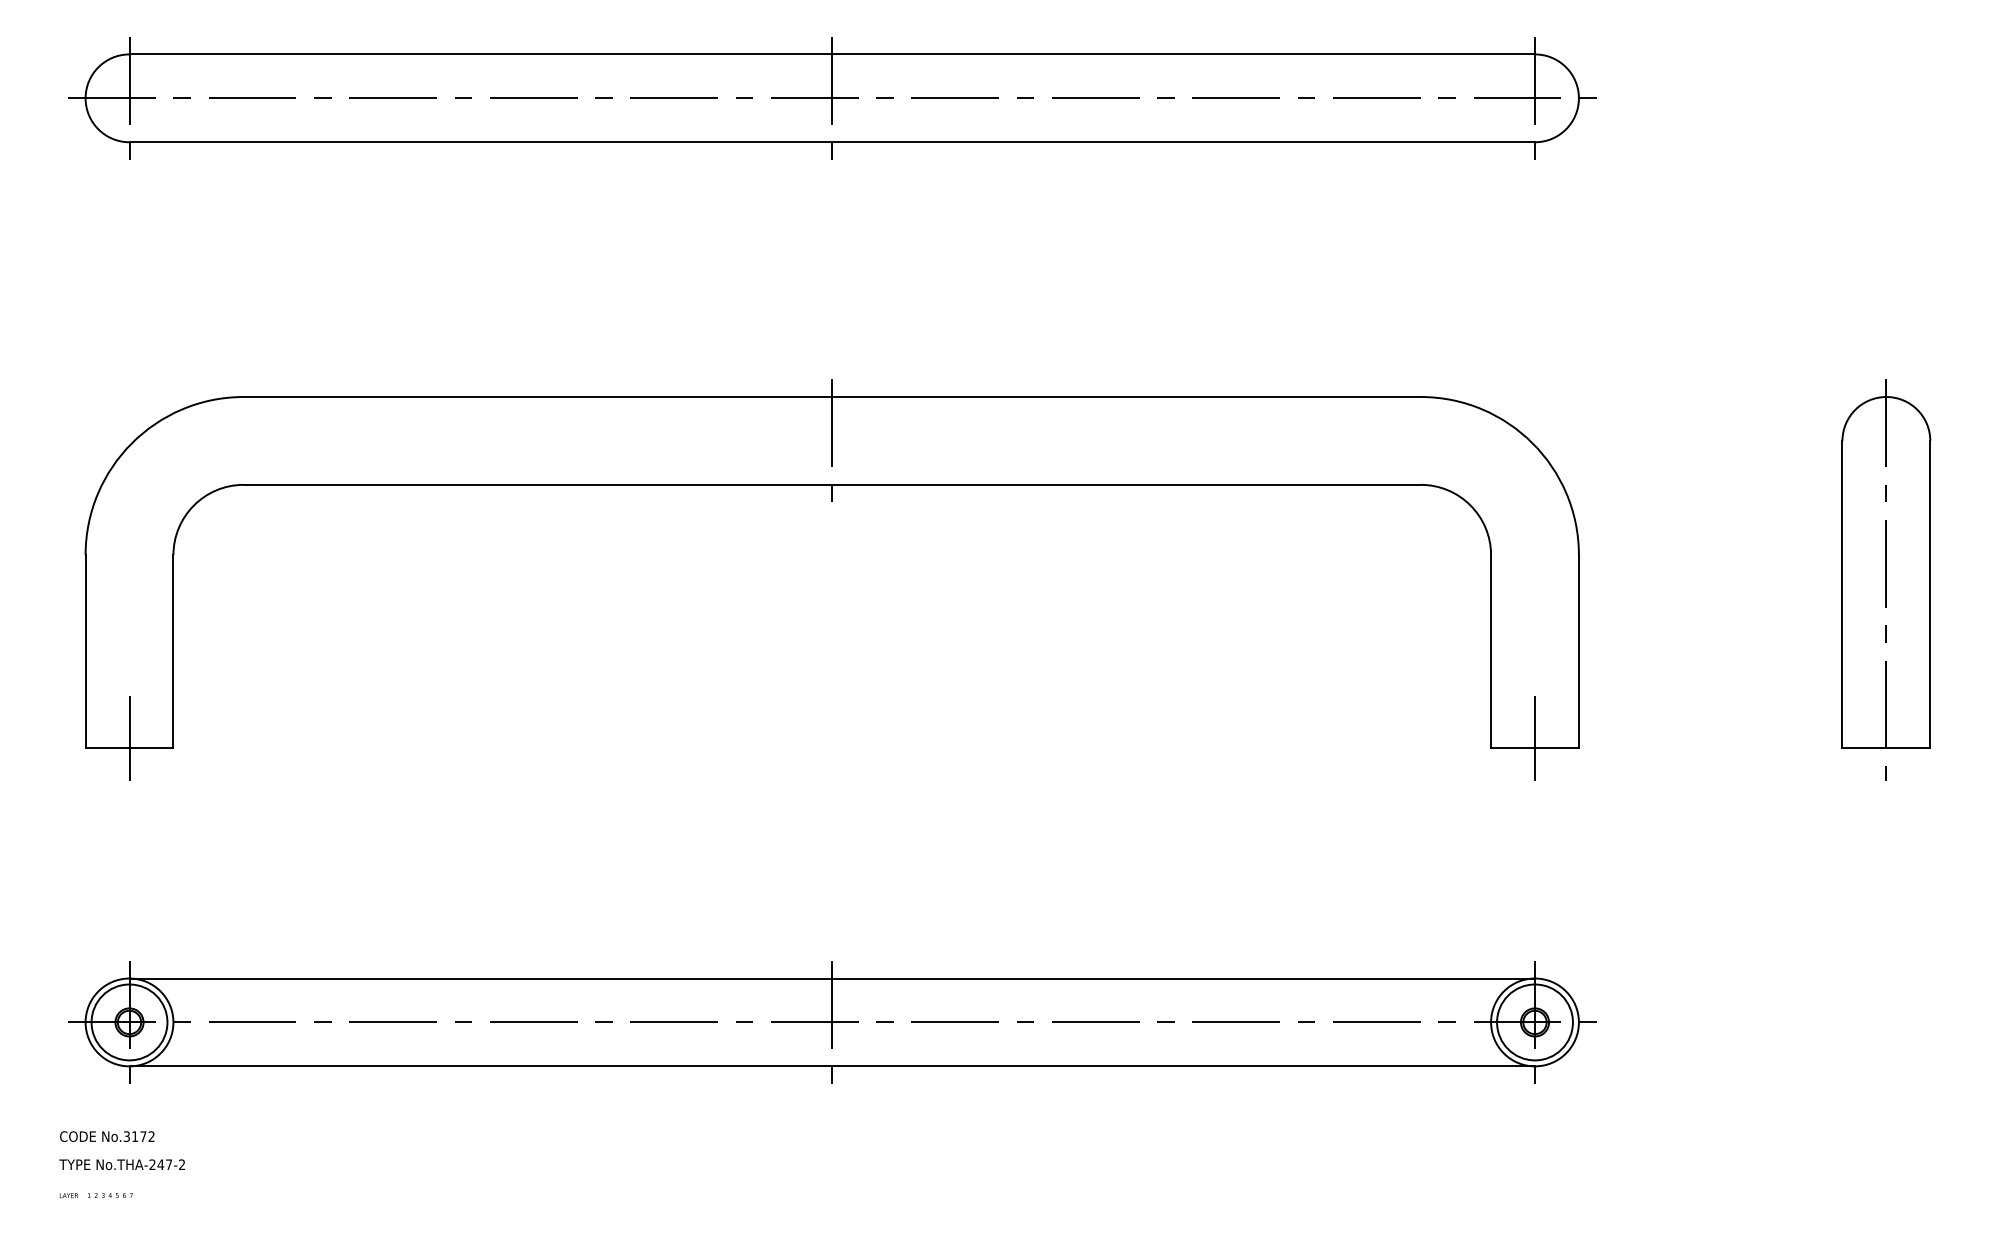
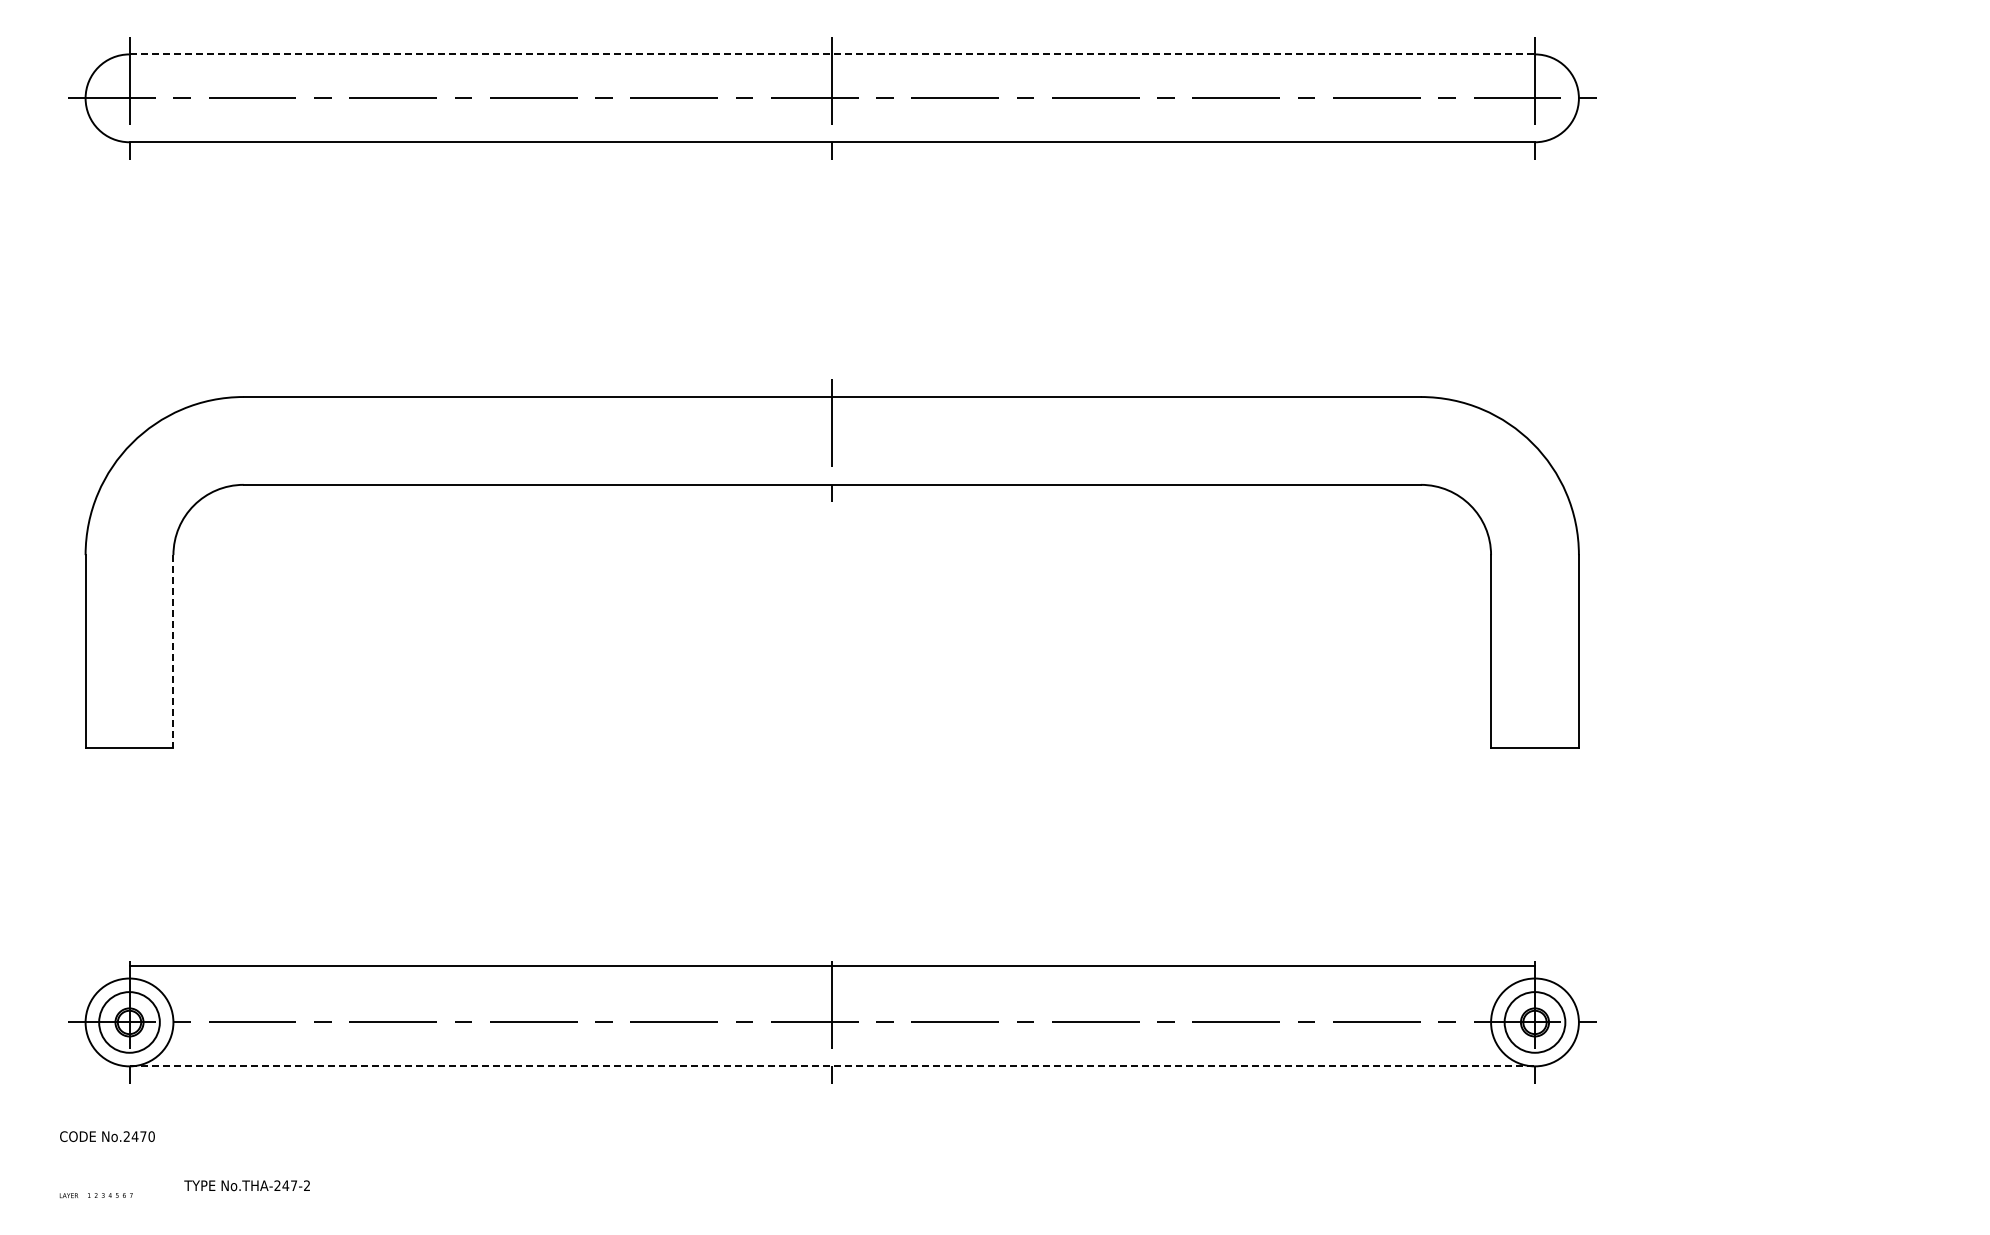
line: solid -> dashed (832, 54)
part: present -> none (1886, 579)
line: solid -> dashed (173, 651)
line: present -> none (129, 737)
line: present -> none (1535, 737)
line position: (832, 978) -> (832, 965) (832, 965)
circle diameter: 76 px -> 61 px (129, 1022)
circle diameter: 76 px -> 61 px (1534, 1022)
line: solid -> dashed (832, 1066)
text: No.3172 -> No.2470 (138, 1136)
text position: (121, 1164) -> (246, 1185) (246, 1185)
